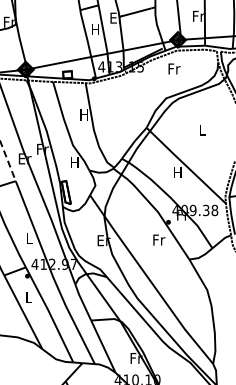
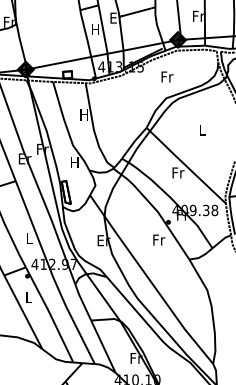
text position: (174, 68) -> (167, 76) (167, 76)
line: dashed -> solid (7, 161)
text: H -> Fr (178, 172)
